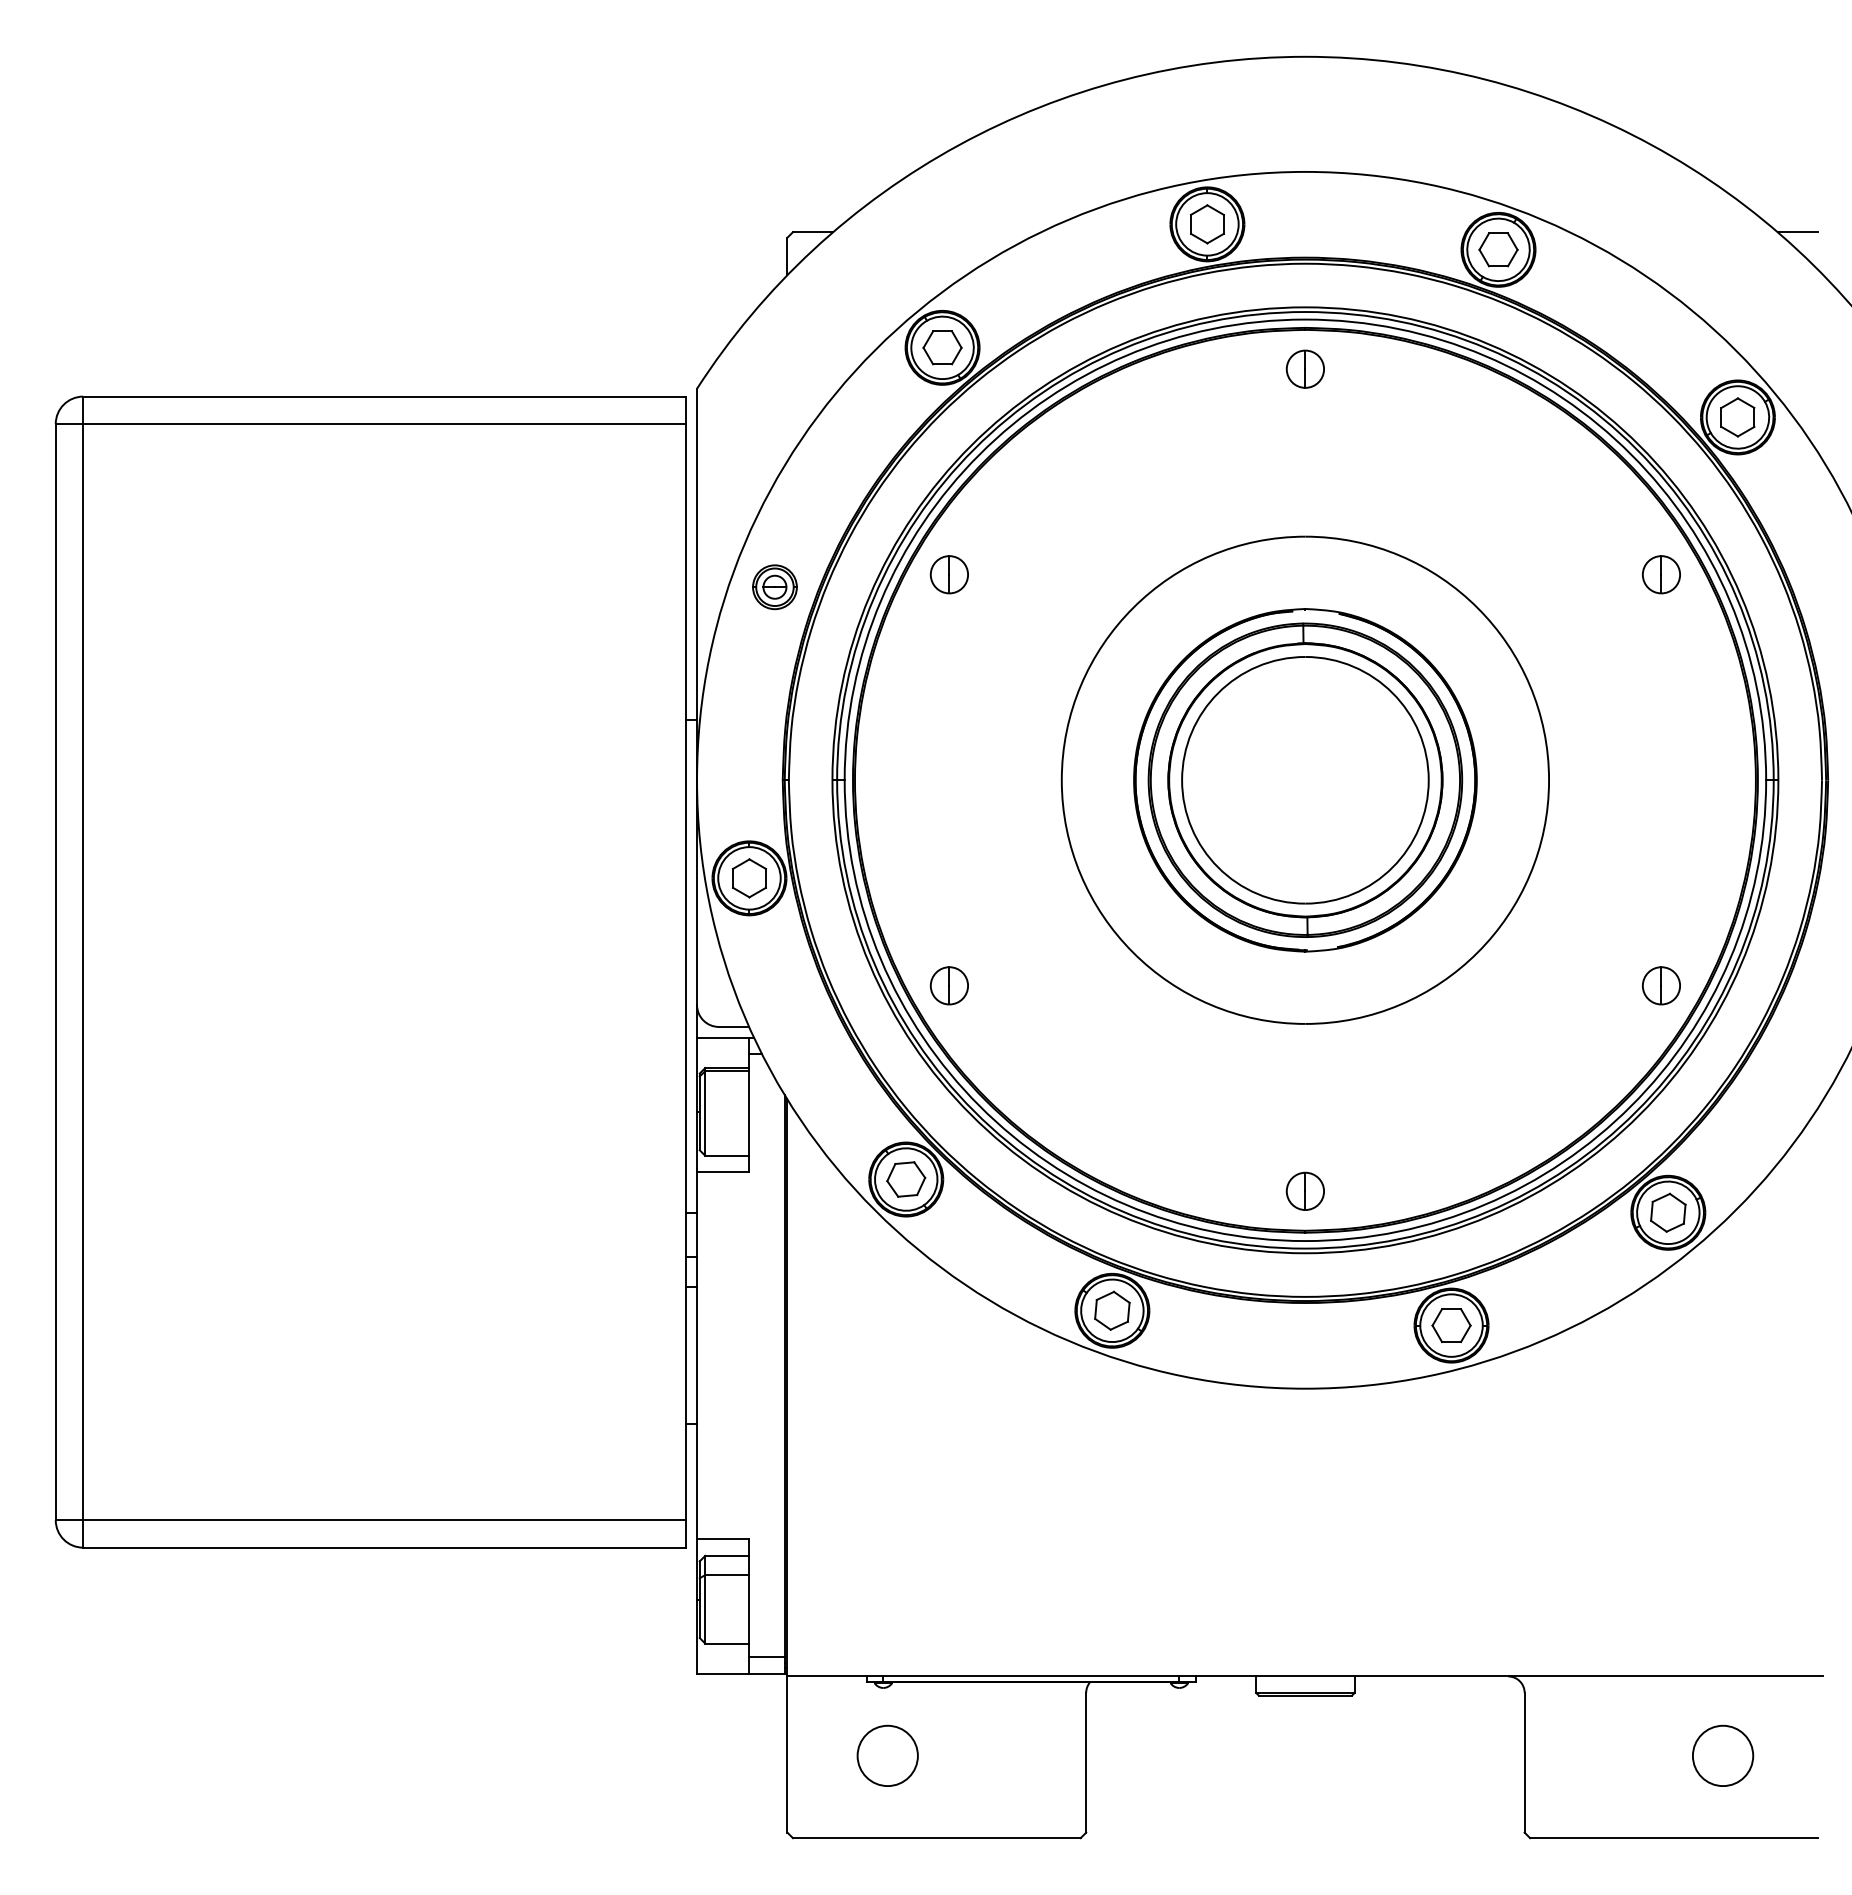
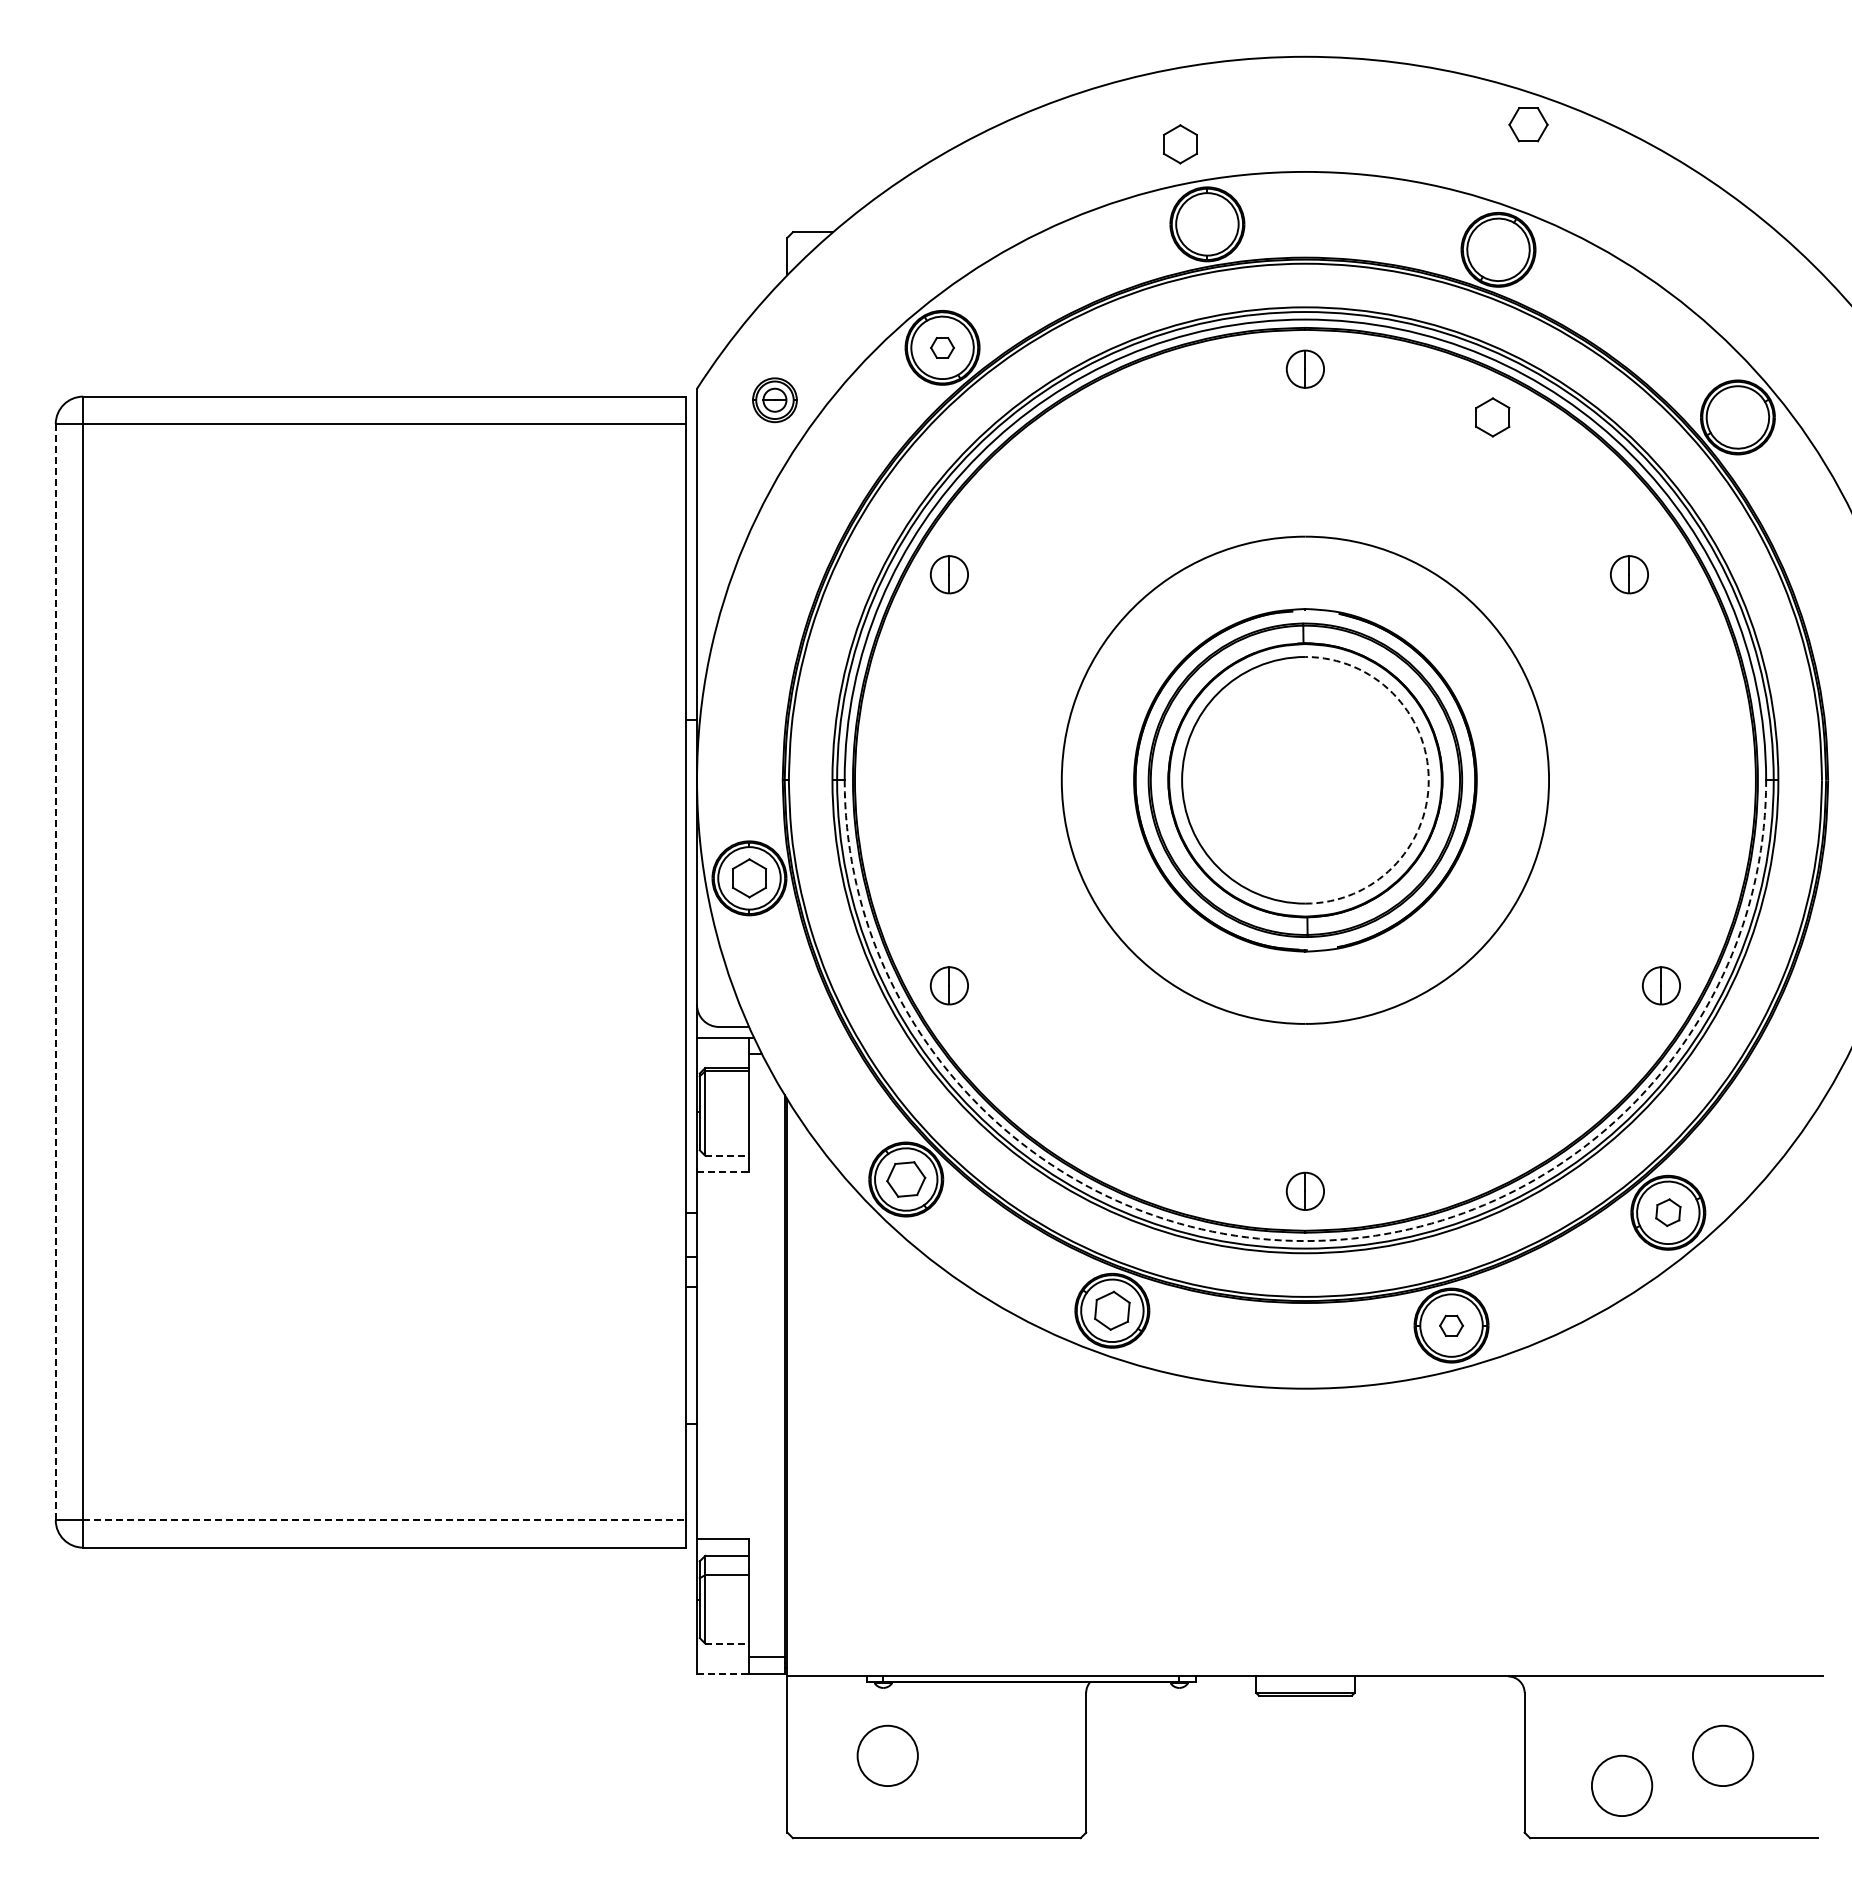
part position: (1207, 224) -> (1180, 144) (1180, 144)
line: present -> none (1797, 232)
part position: (1498, 249) -> (1528, 124) (1528, 124)
part size: 41x36 px -> 25x22 px (942, 347)
part position: (1737, 417) -> (1492, 417) (1492, 417)
part position: (1661, 574) -> (1629, 574) (1629, 574)
part position: (774, 587) -> (774, 400) (774, 400)
arc: solid -> dashed (1428, 780)
line: solid -> dashed (55, 971)
line: solid -> dashed (727, 1155)
line: solid -> dashed (723, 1172)
part size: 37x41 px -> 27x29 px (1668, 1212)
arc: solid -> dashed (1305, 1241)
part size: 41x36 px -> 25x23 px (1451, 1325)
line: solid -> dashed (385, 1520)
line: solid -> dashed (727, 1643)
line: solid -> dashed (723, 1673)
part: none -> present (1622, 1785)
